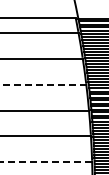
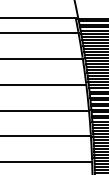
line: dashed -> solid (43, 84)
line: dashed -> solid (46, 162)
